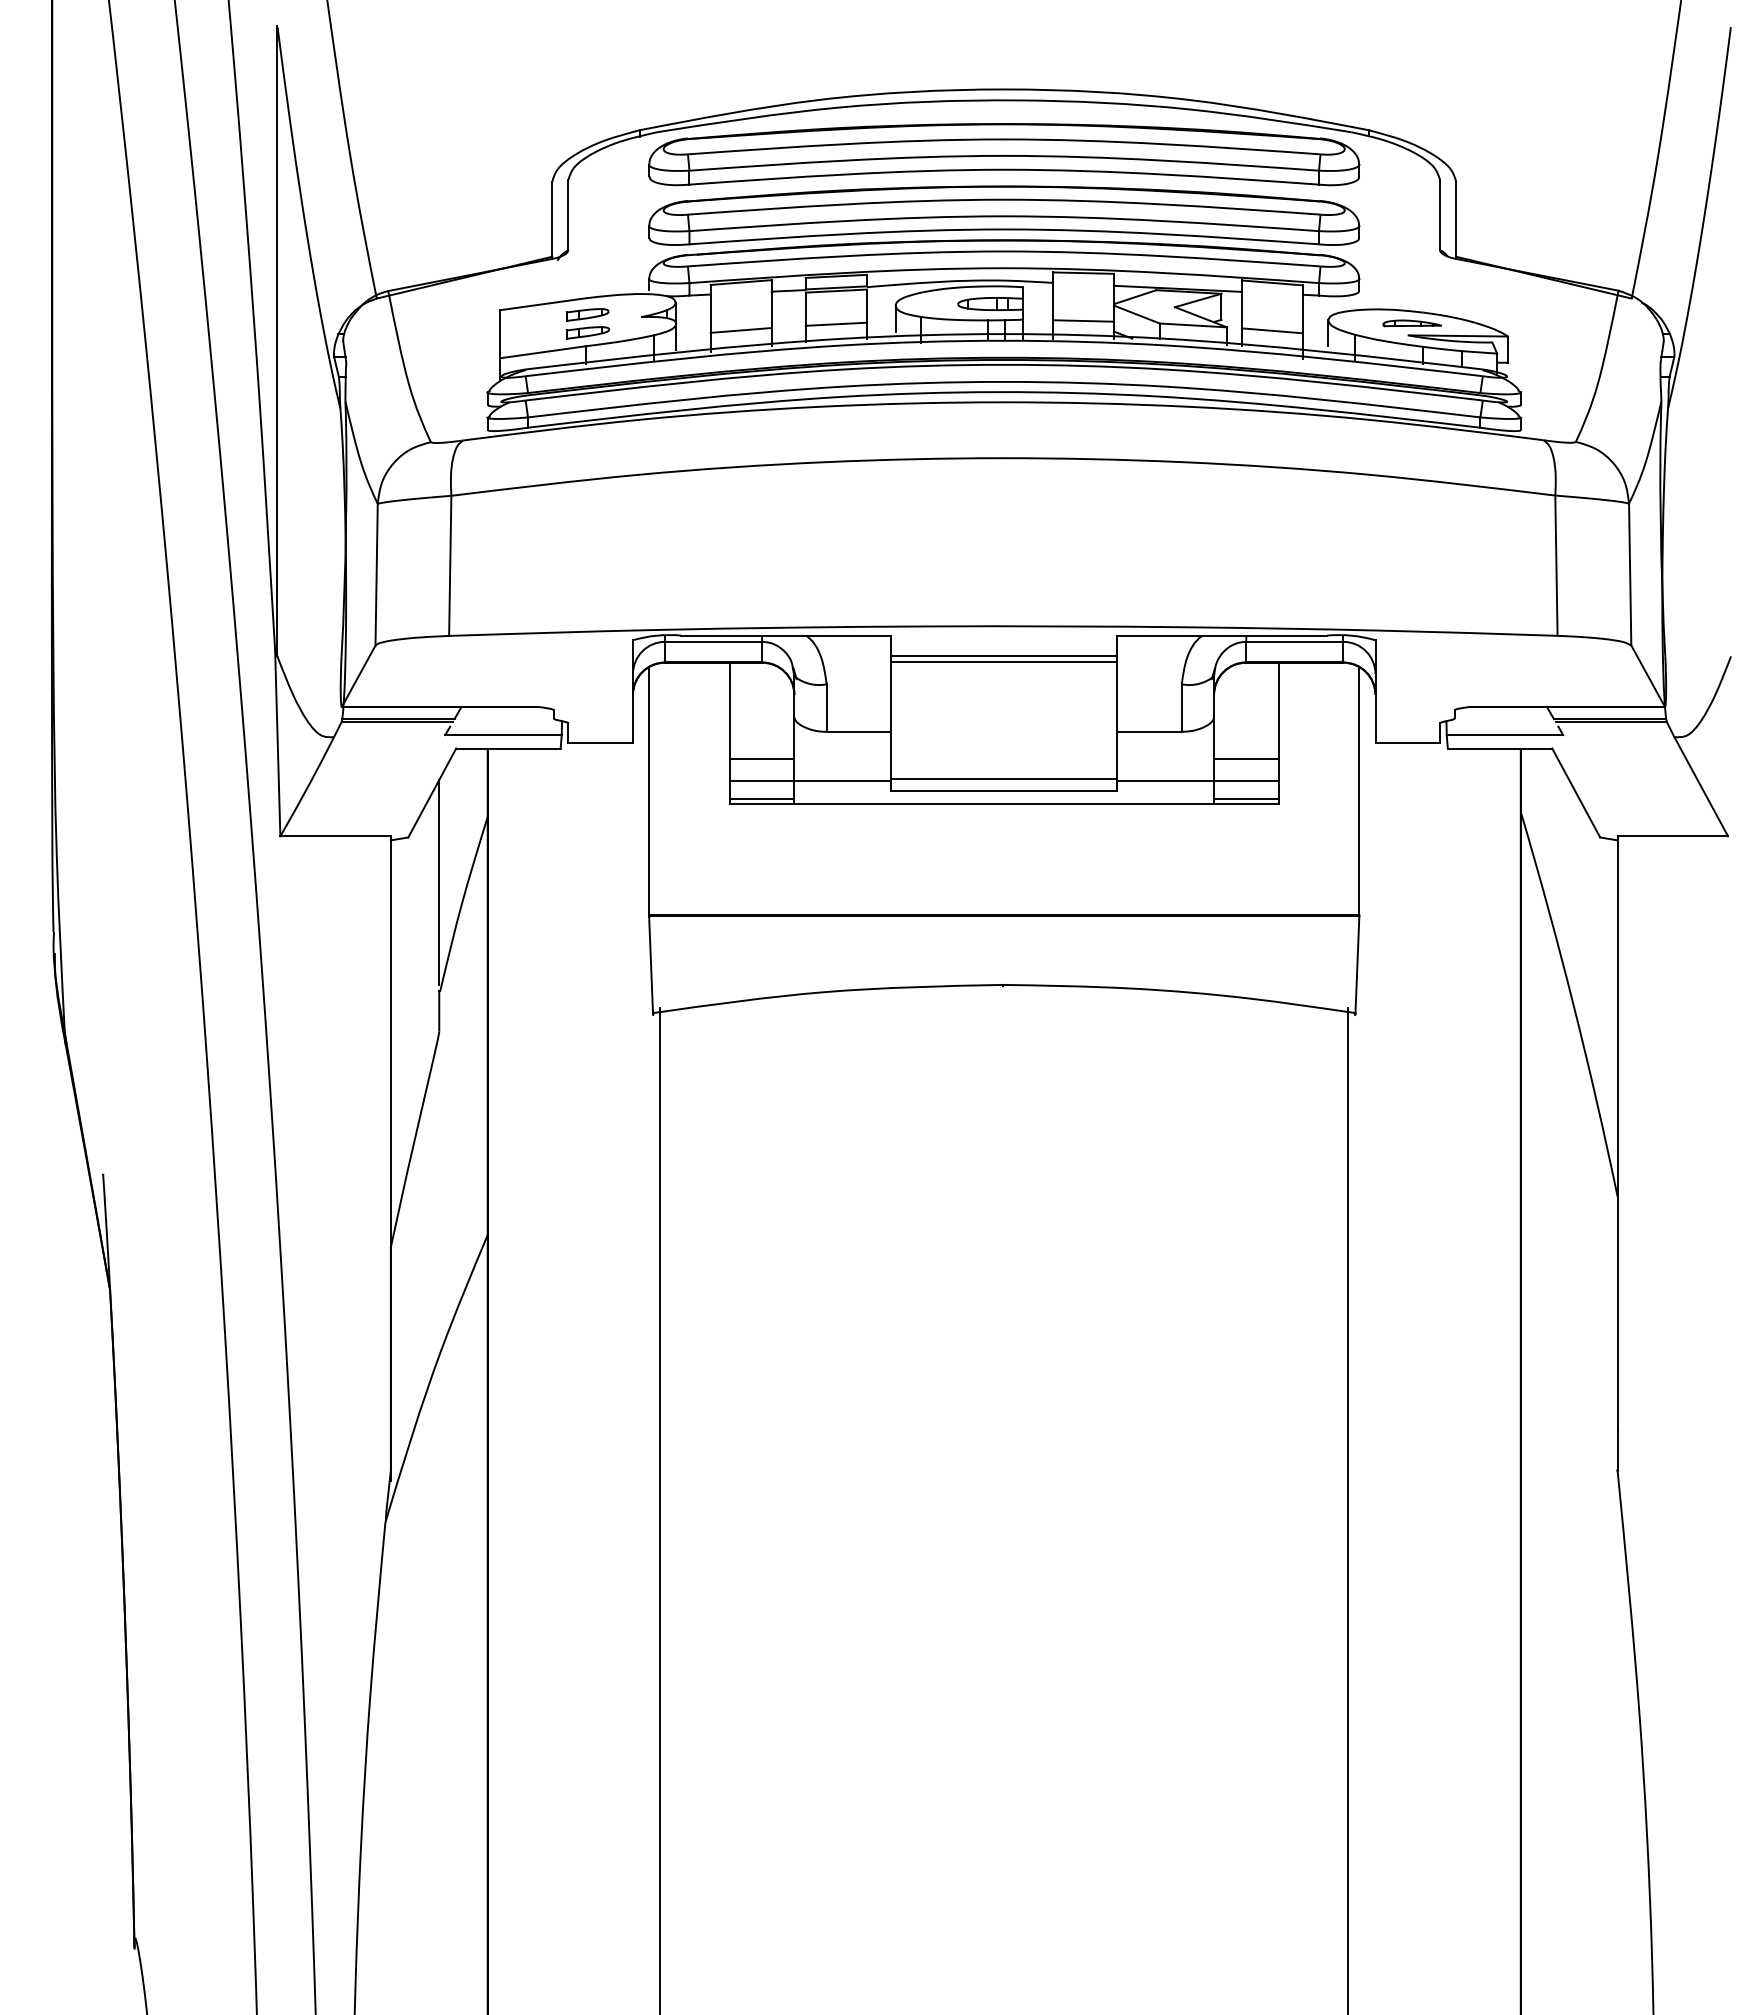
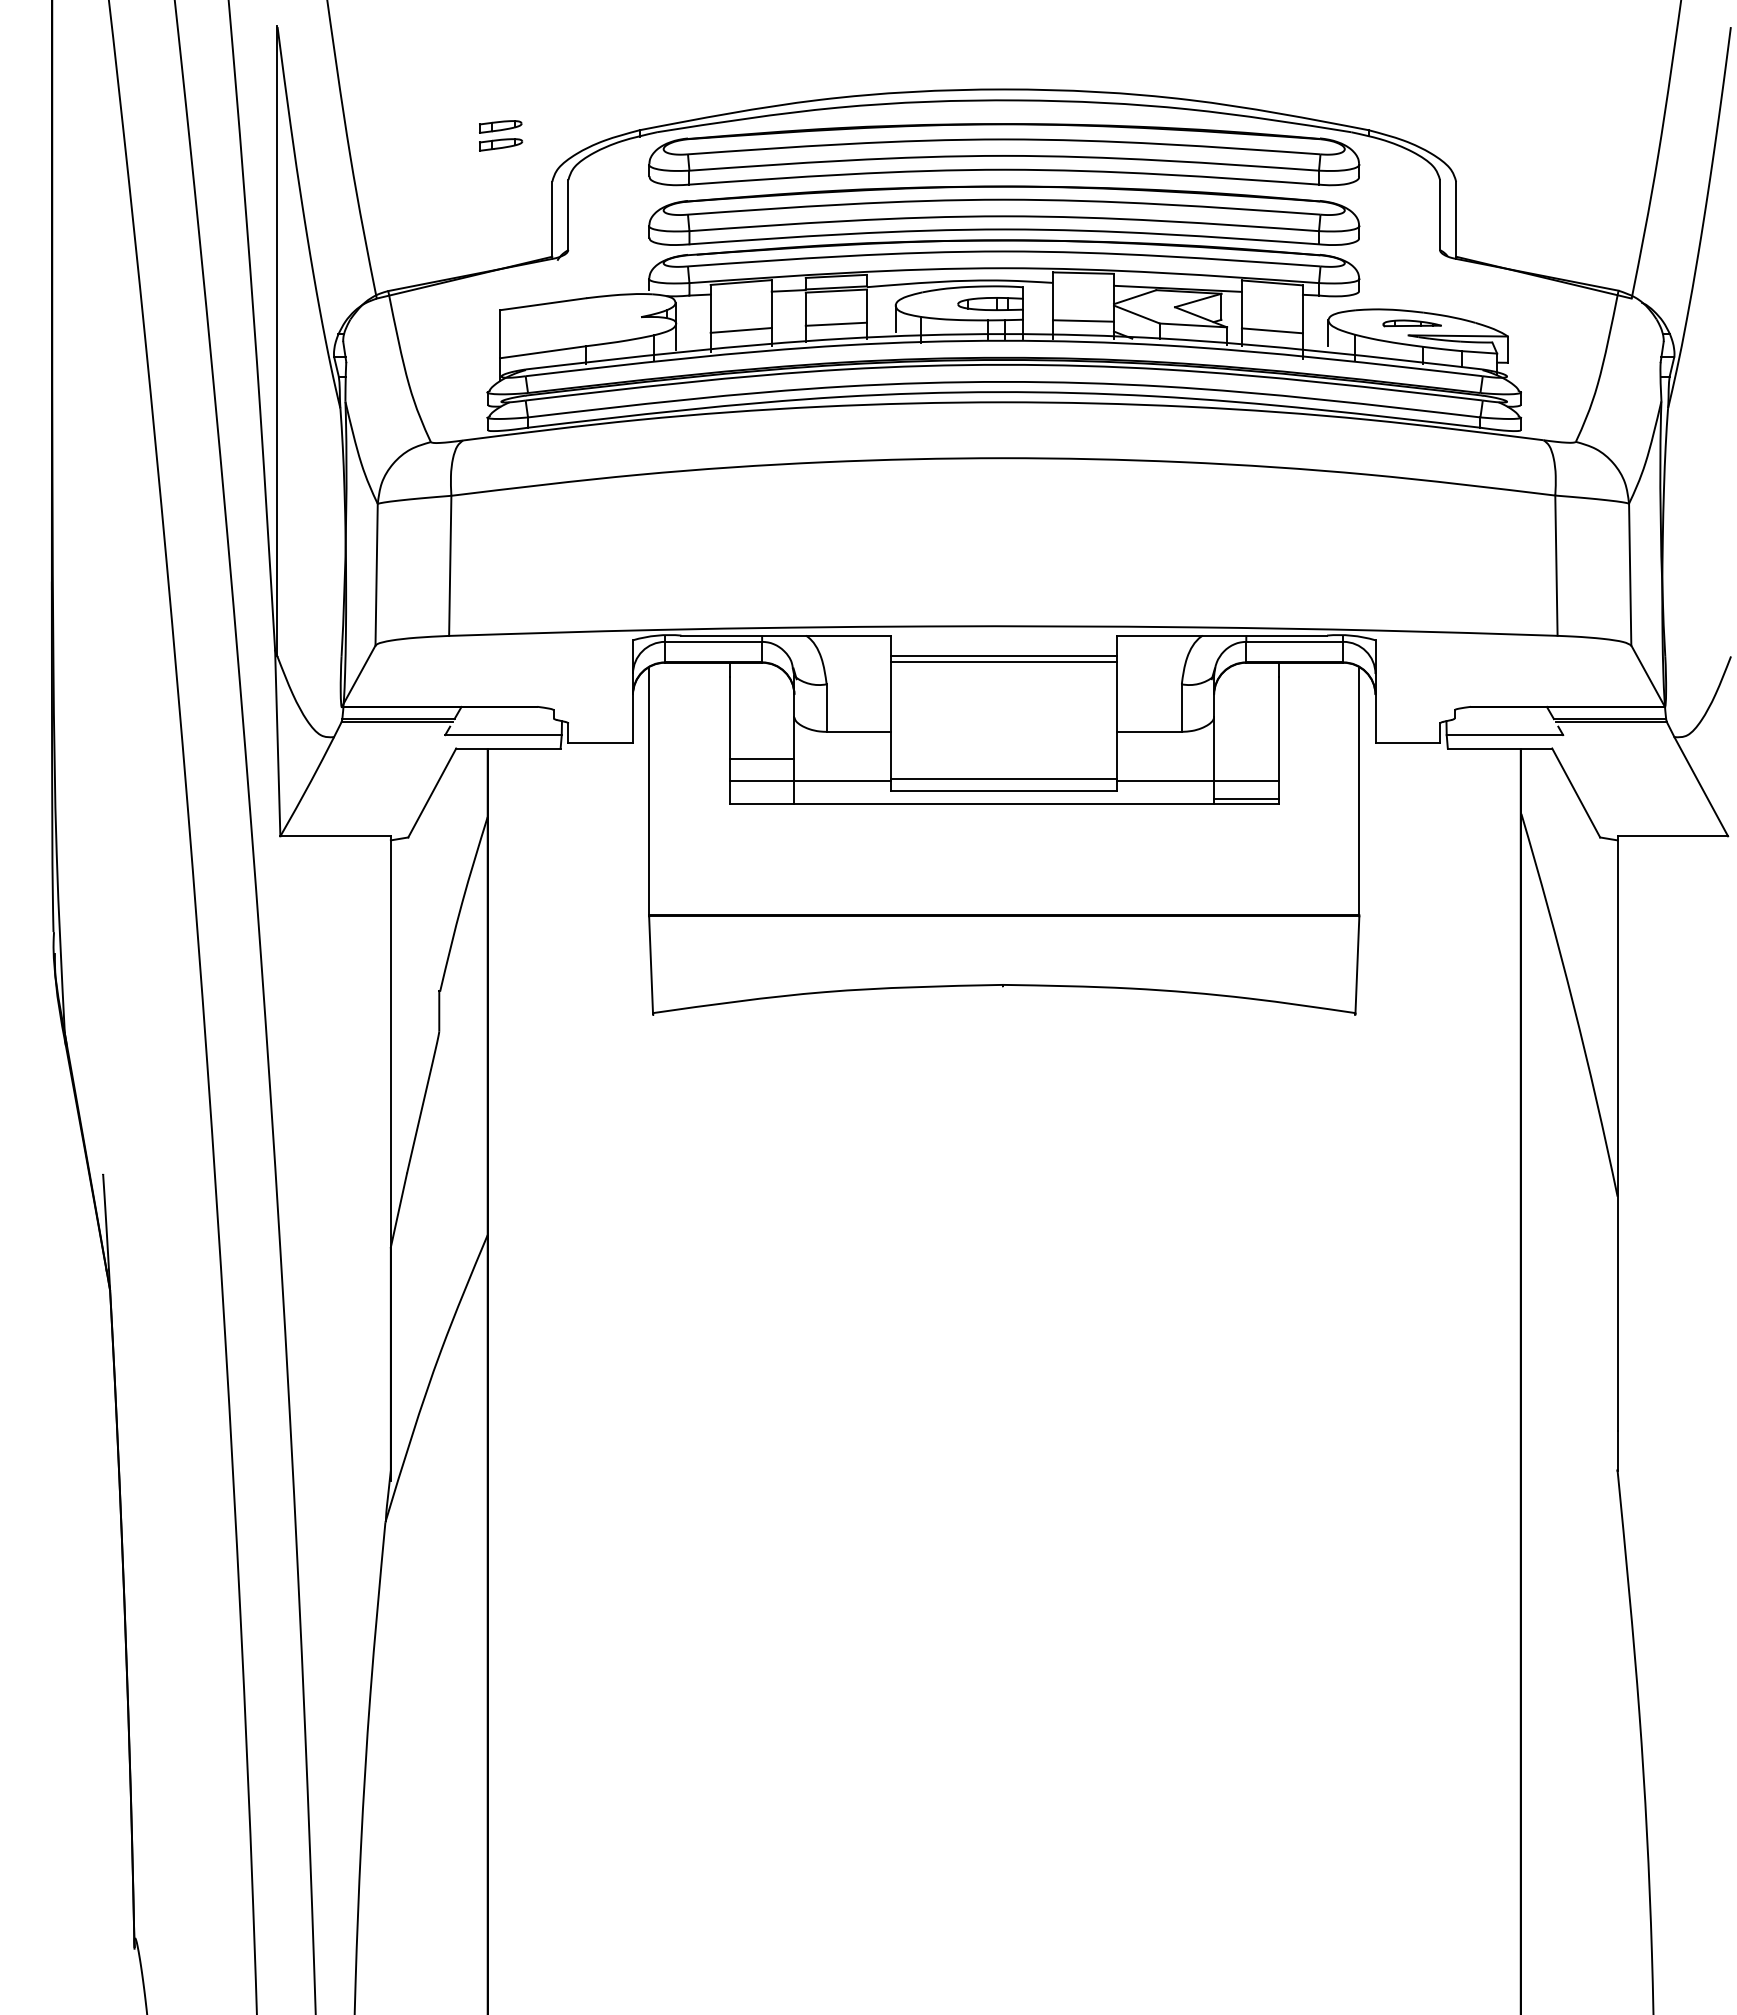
part position: (588, 323) -> (501, 135) (501, 135)
line: present -> none (1246, 758)
line: present -> none (761, 798)
line: present -> none (439, 881)
line: present -> none (660, 1509)
line: present -> none (1348, 1509)
